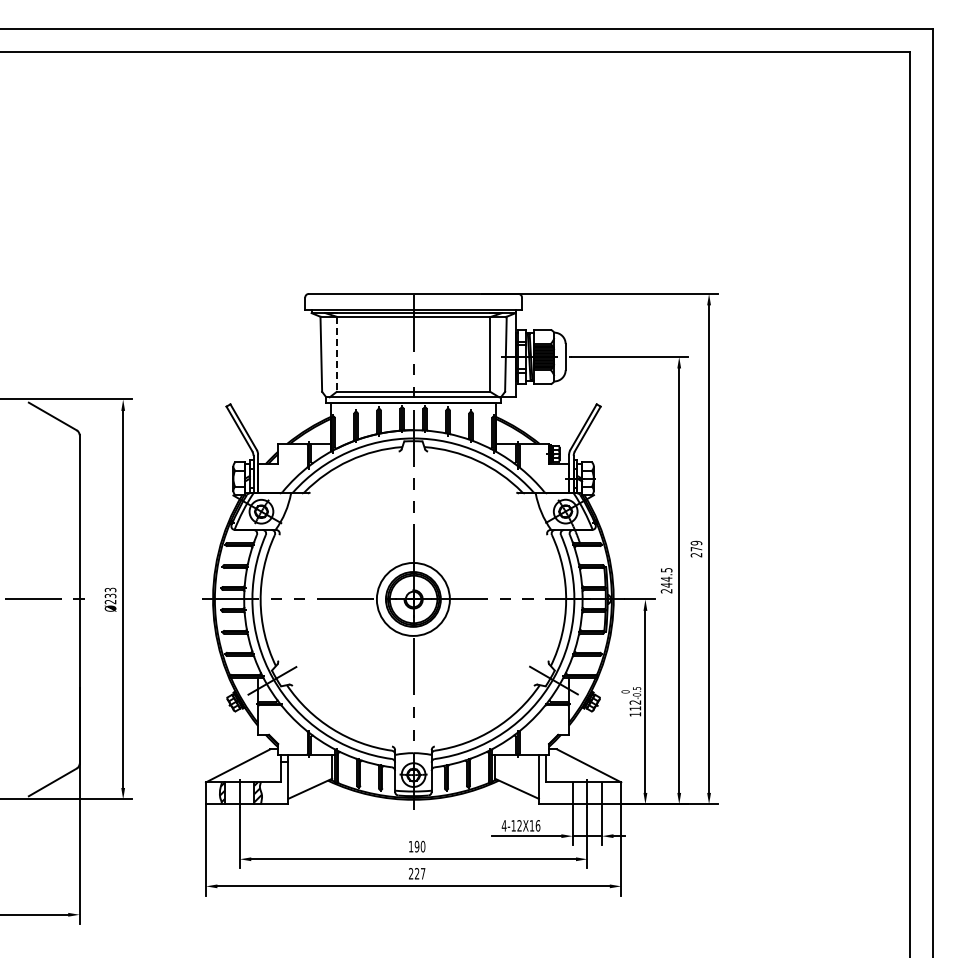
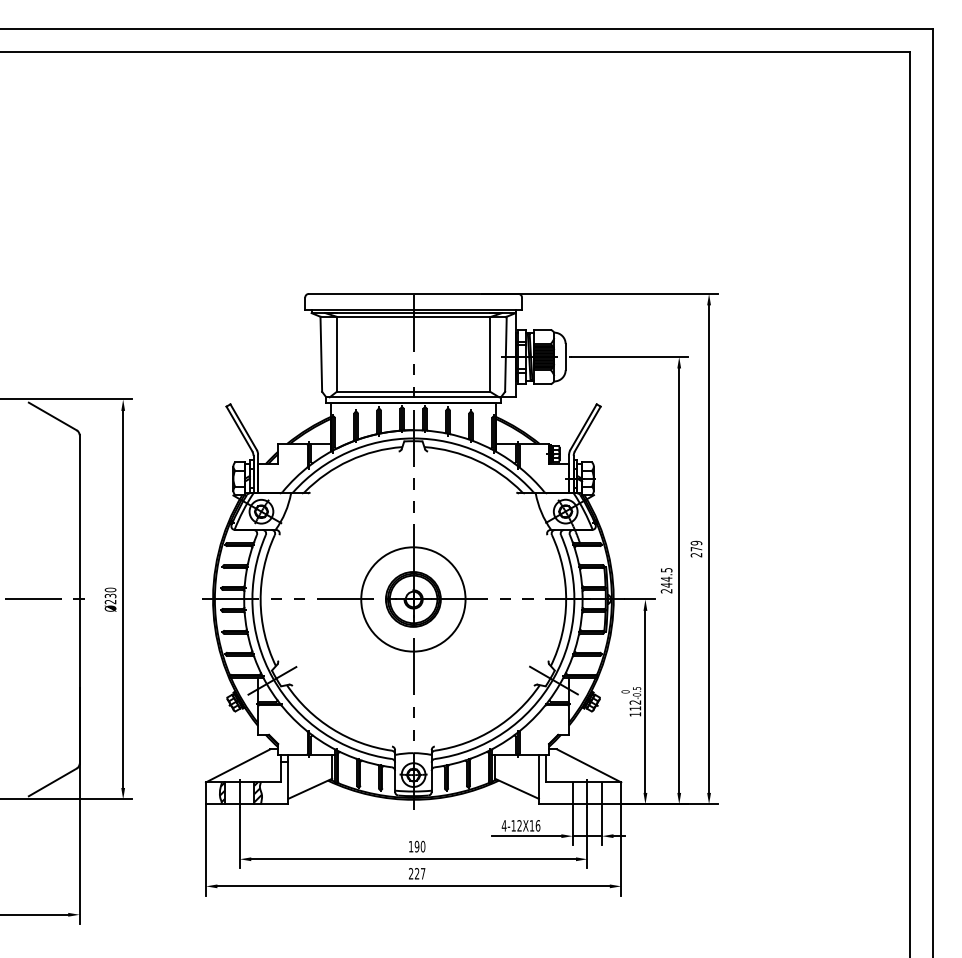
line: dashed -> solid (336, 354)
text: Ø233 -> Ø230 (110, 589)
circle diameter: 73 px -> 104 px (413, 599)
